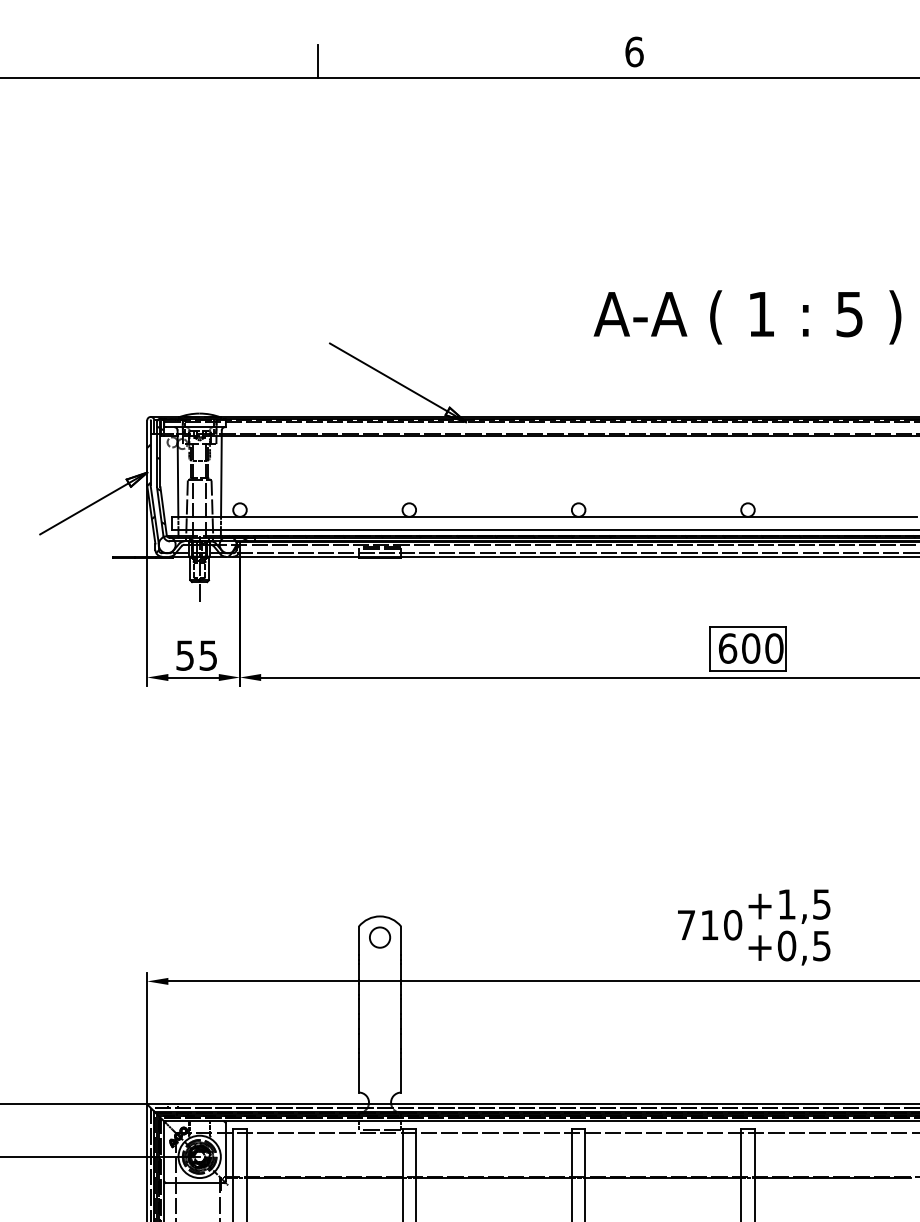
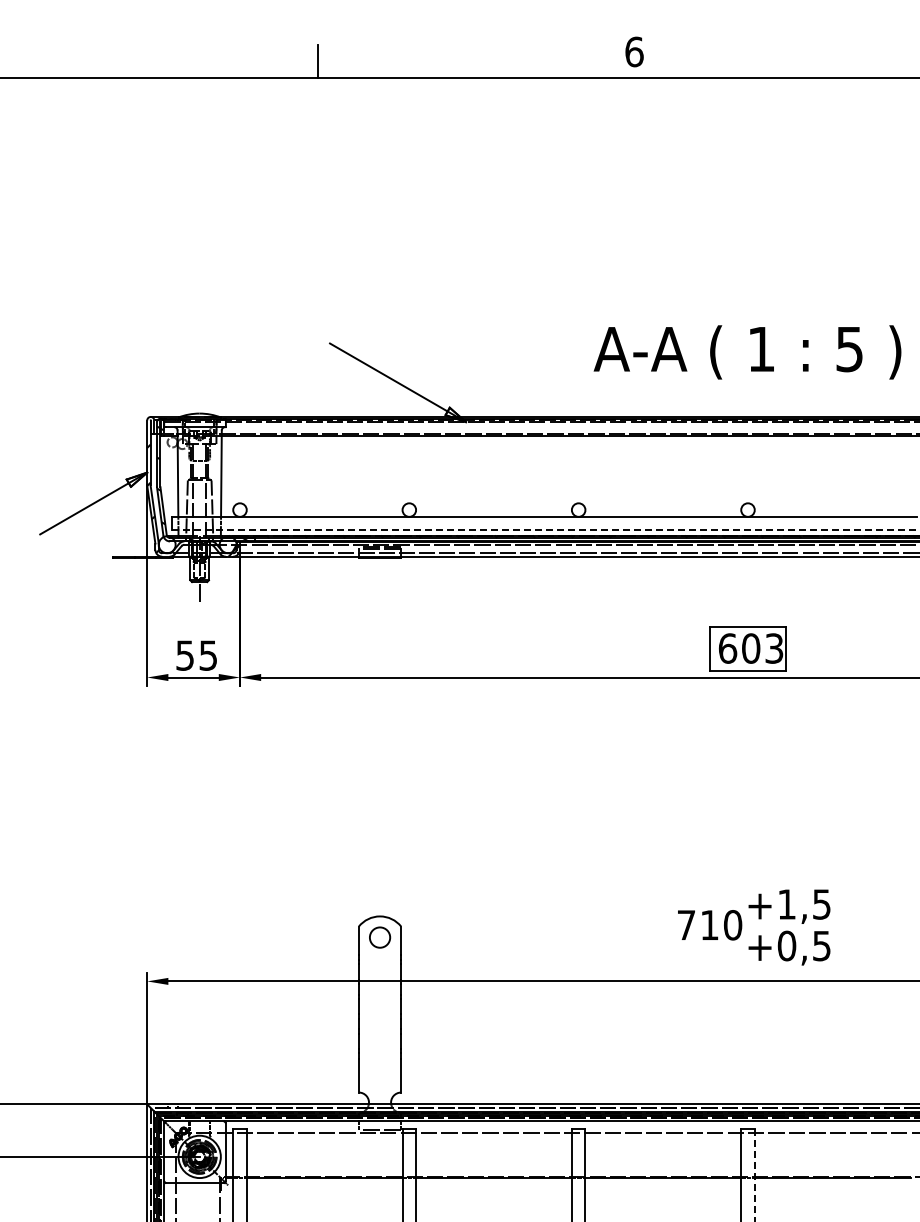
text position: (747, 317) -> (747, 352) (747, 352)
line: solid -> dashed (546, 530)
text: 600 -> 603 (774, 648)
line: solid -> dashed (754, 1175)
